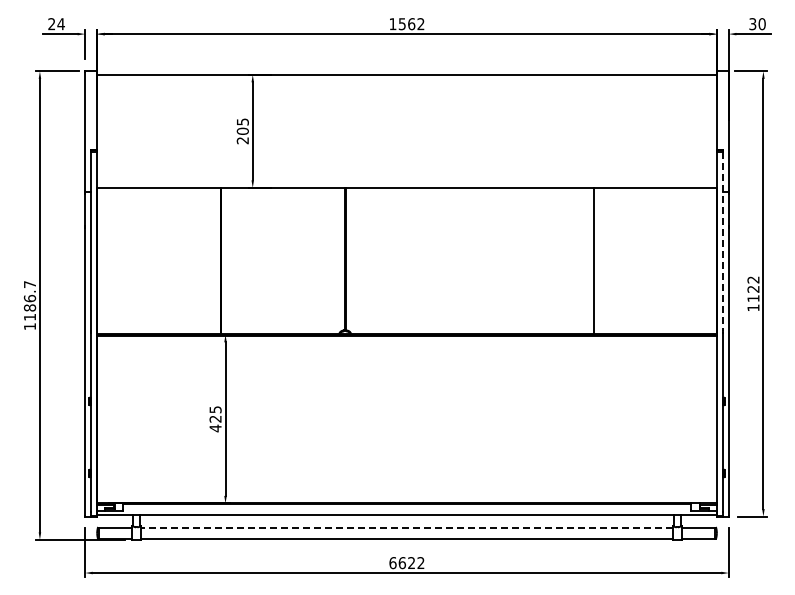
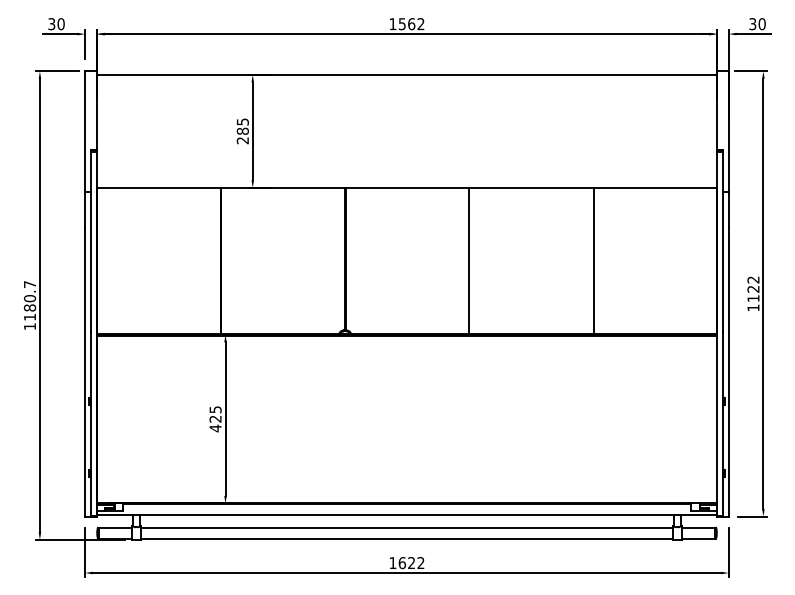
text: 24 -> 30 (56, 24)
text: 205 -> 285 (242, 130)
line: dashed -> solid (722, 242)
line: none -> present (469, 260)
text: 1186.7 -> 1180.7 (29, 298)
line: dashed -> solid (407, 527)
text: 6622 -> 1622 (392, 563)
